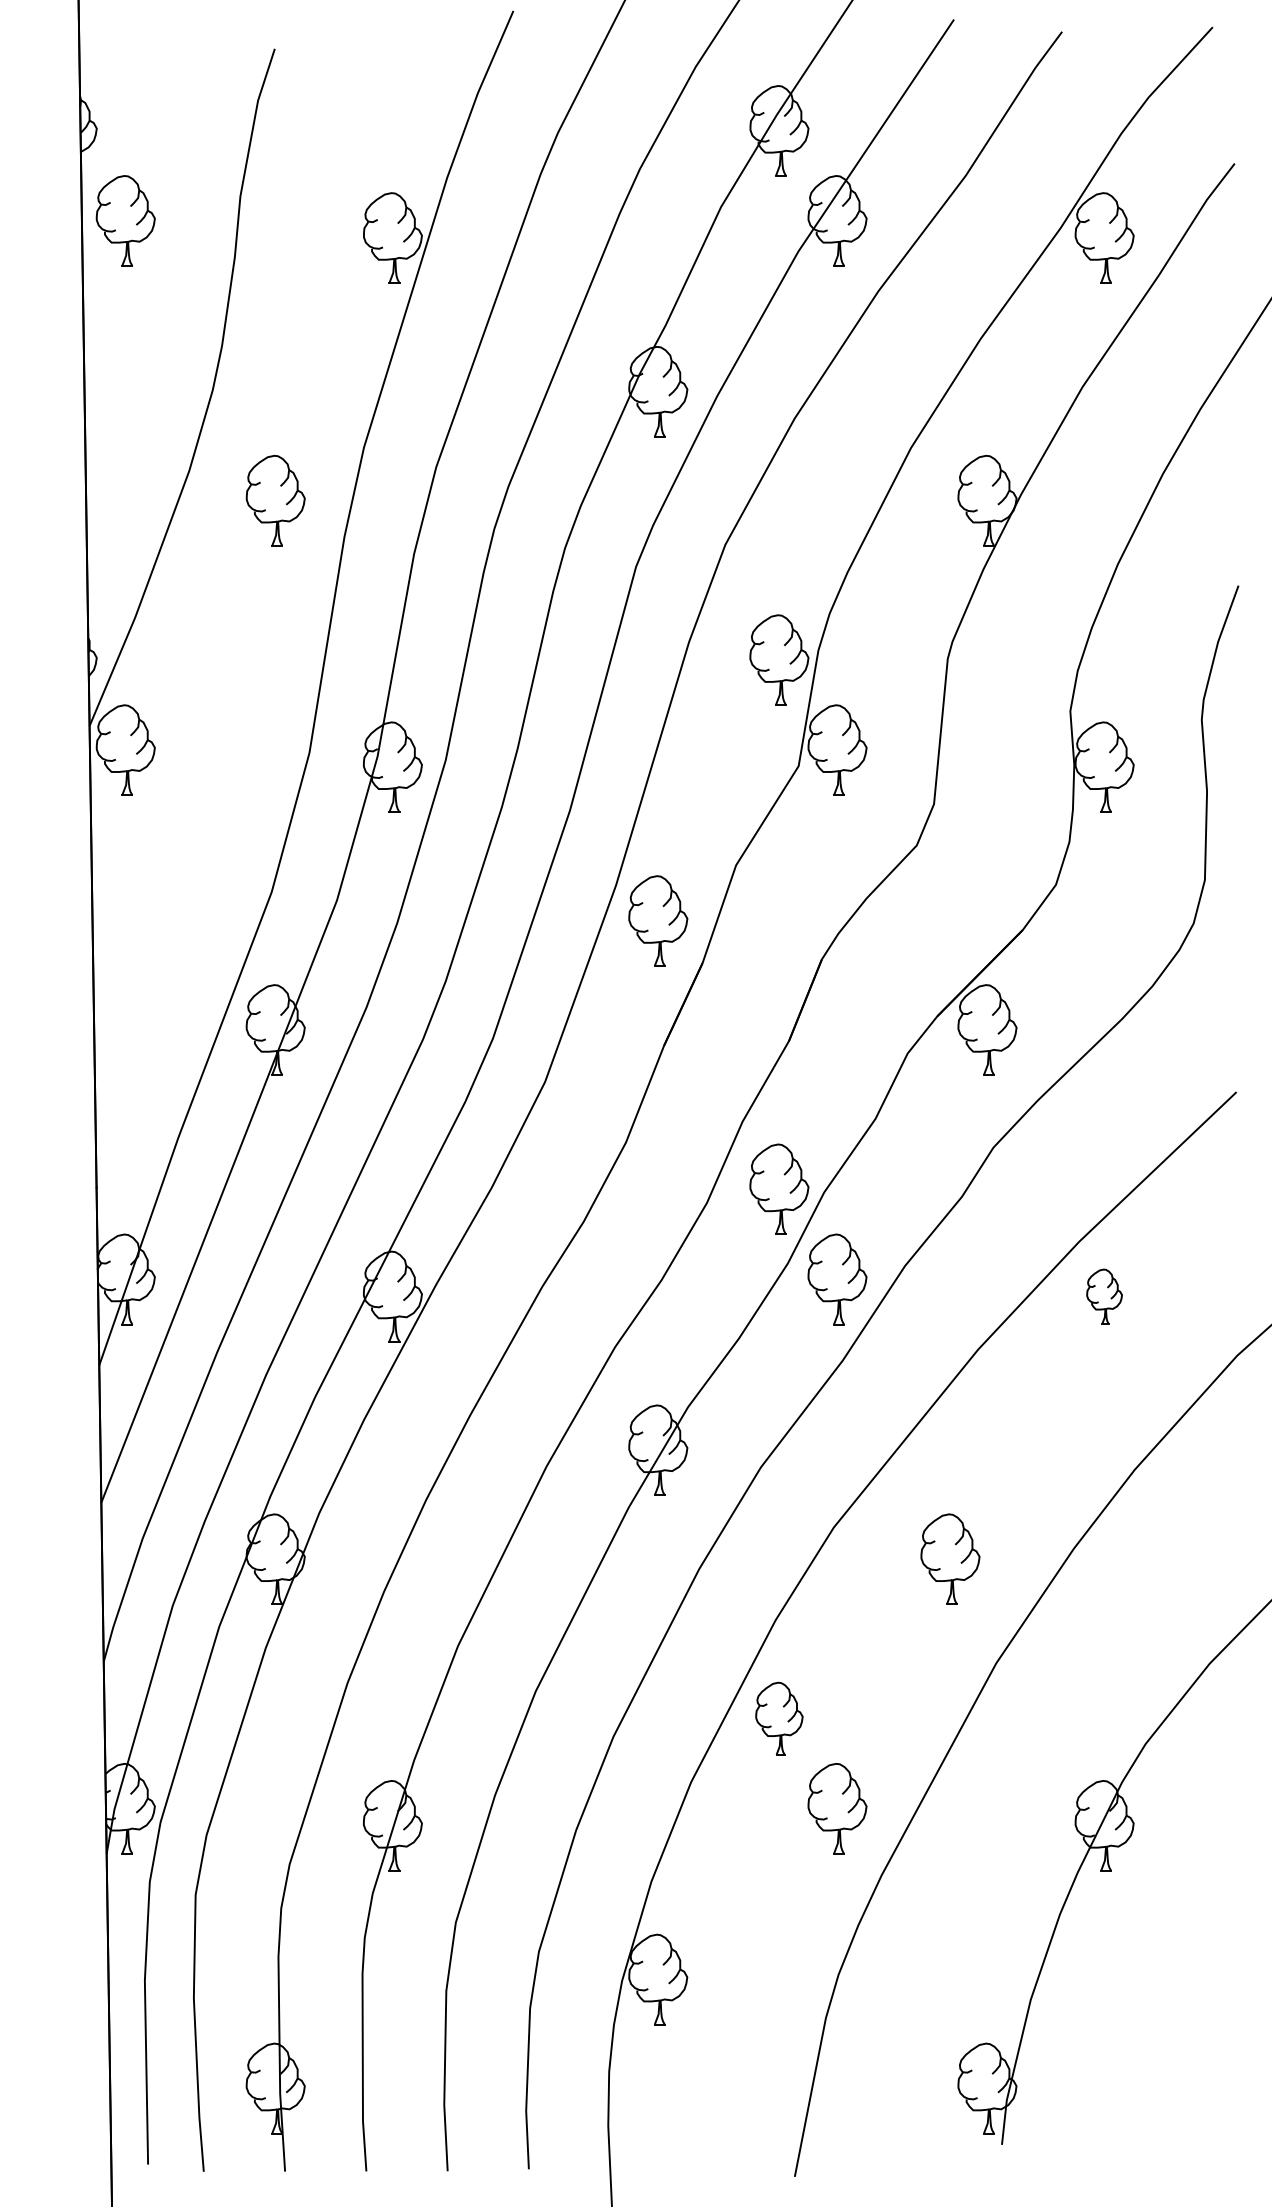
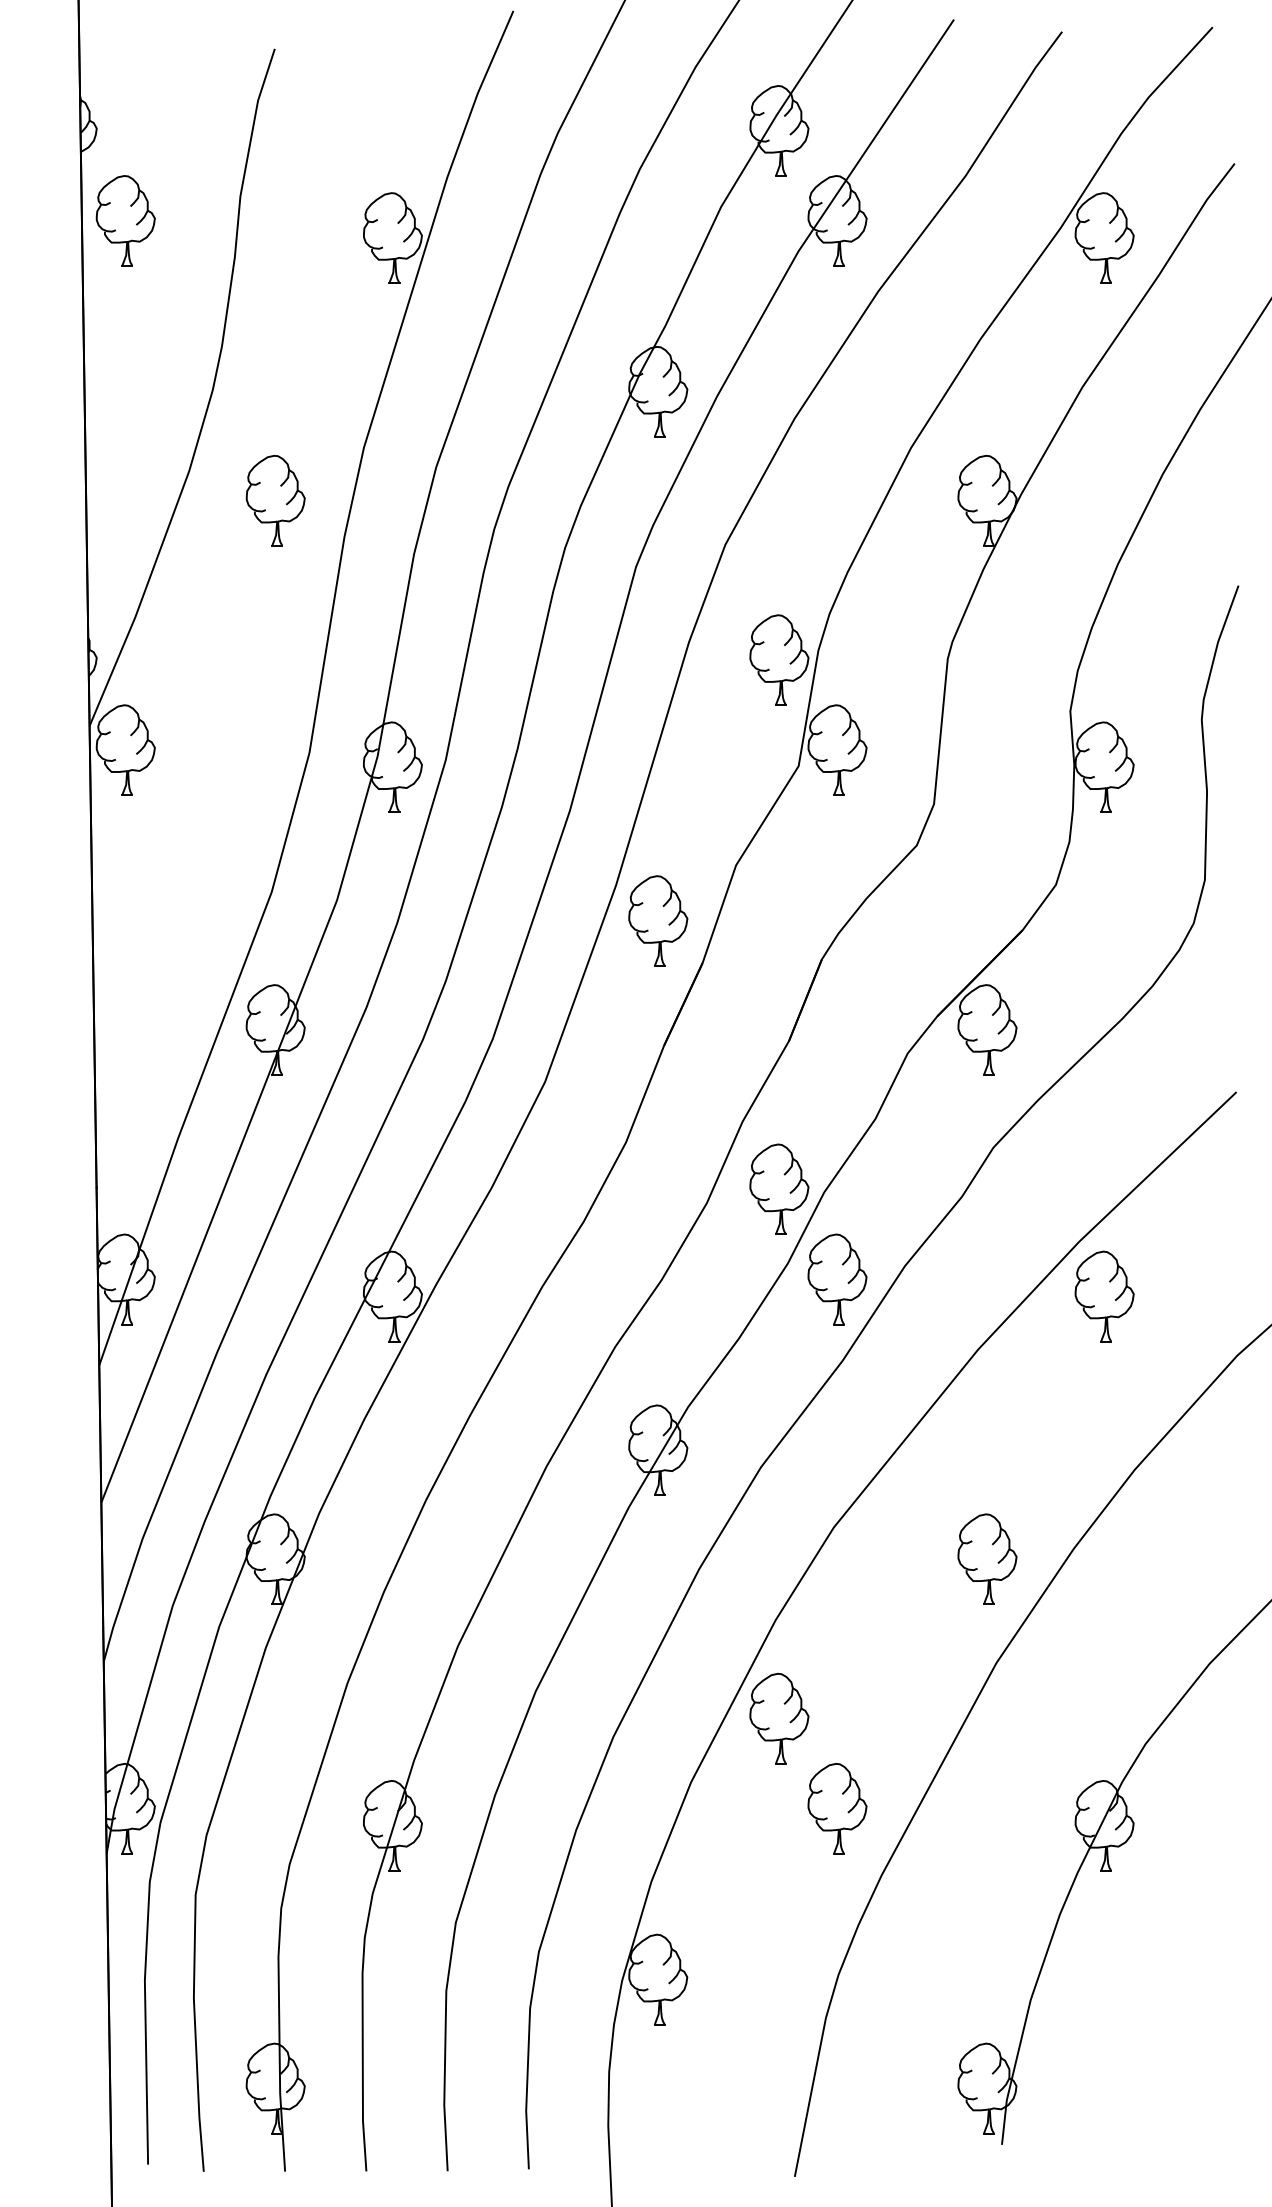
part size: 37x57 px -> 61x93 px (1104, 1296)
part position: (950, 1558) -> (987, 1558) (987, 1558)
part size: 49x75 px -> 61x93 px (779, 1718)
